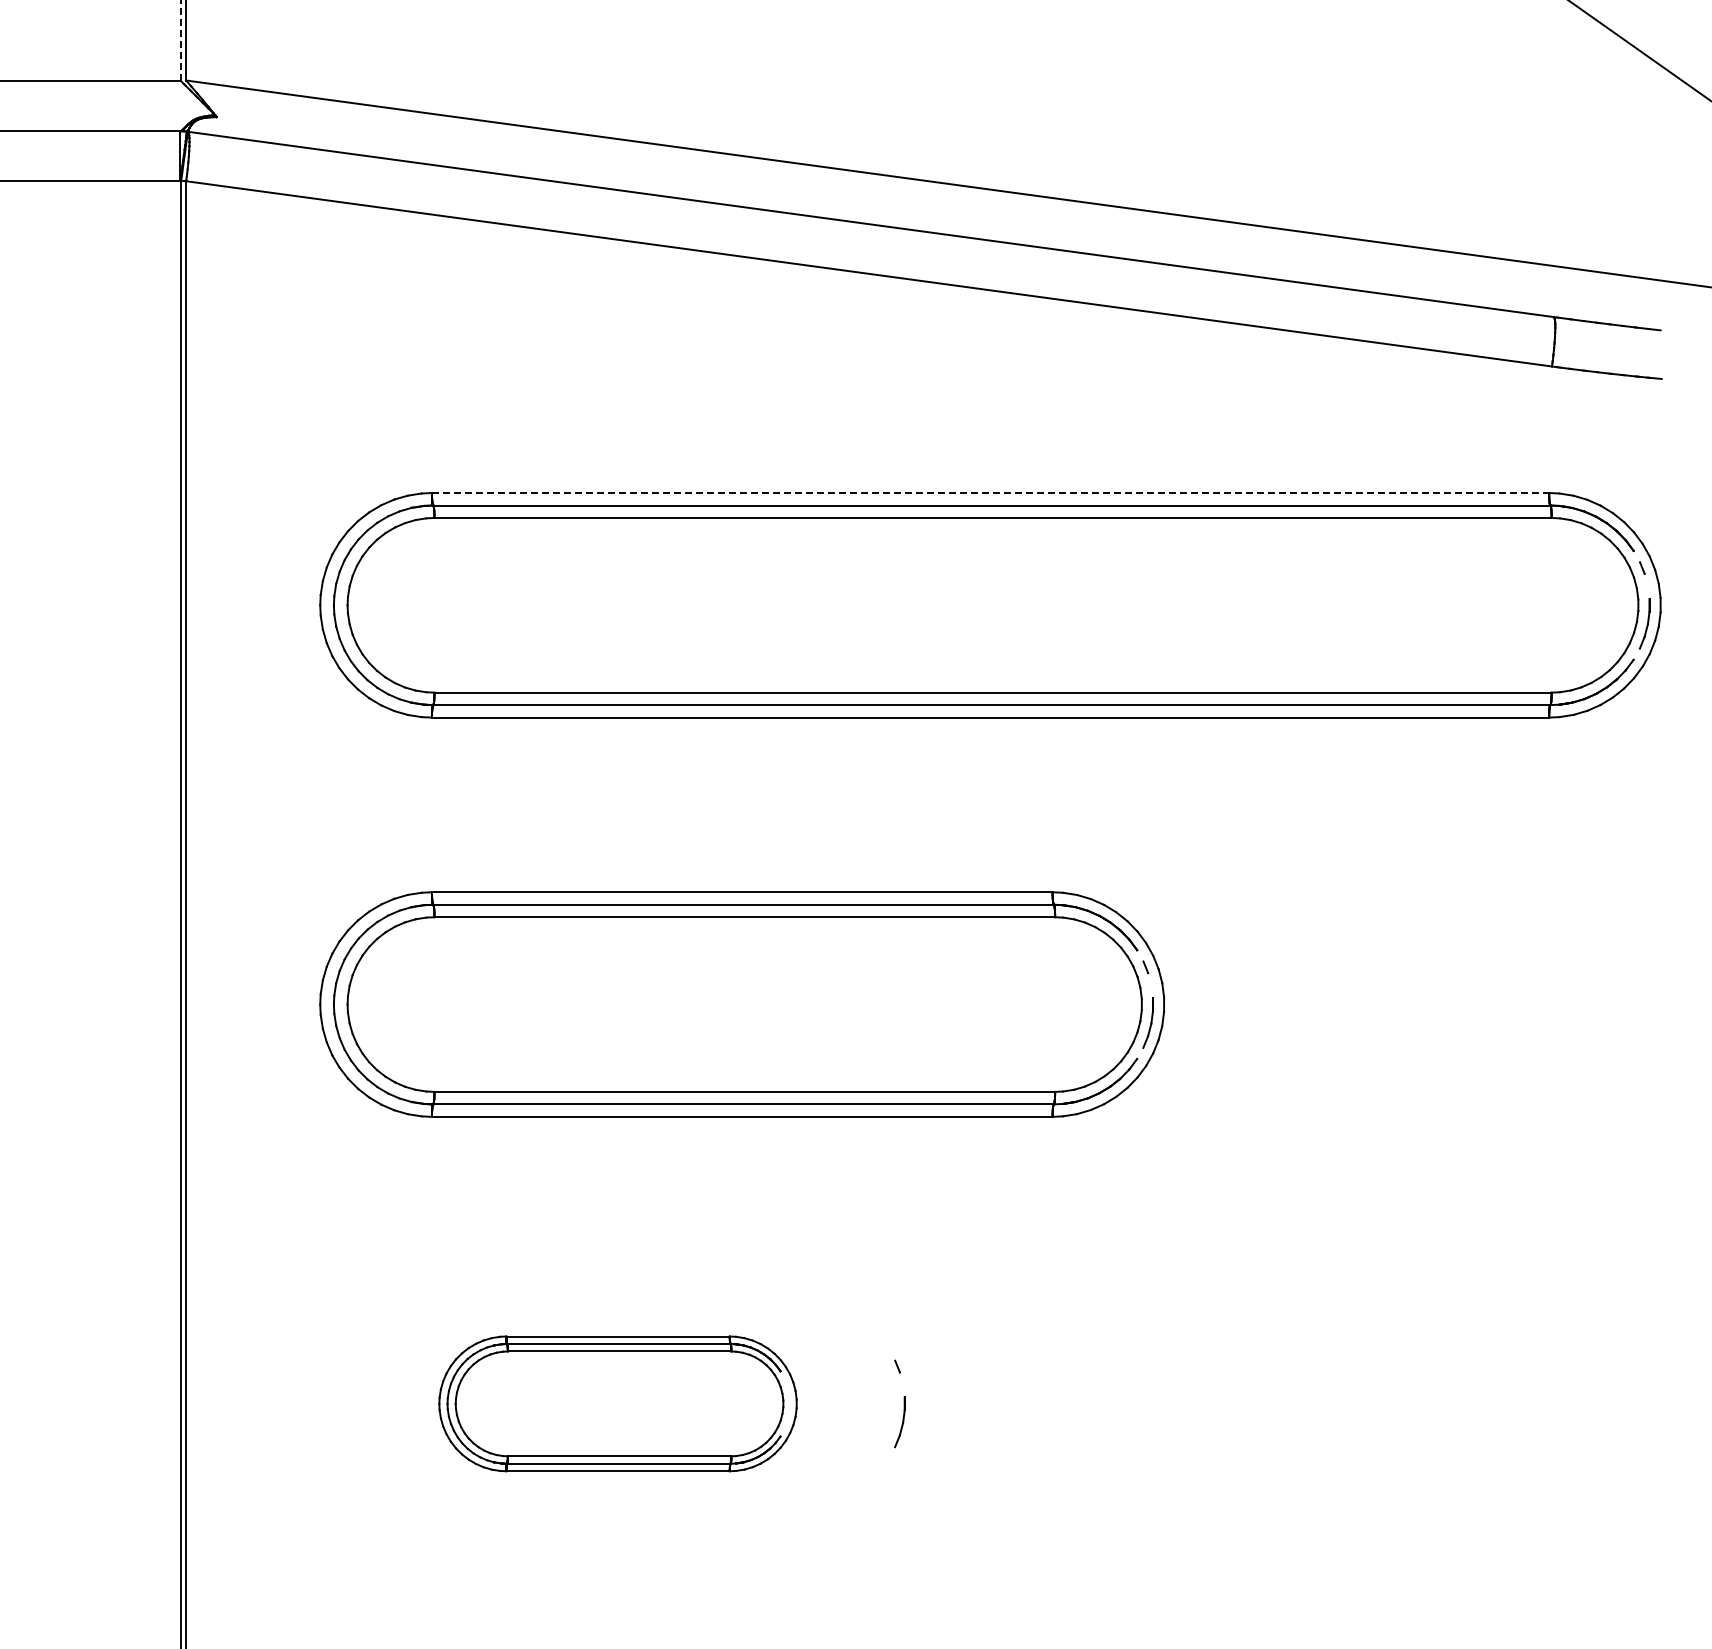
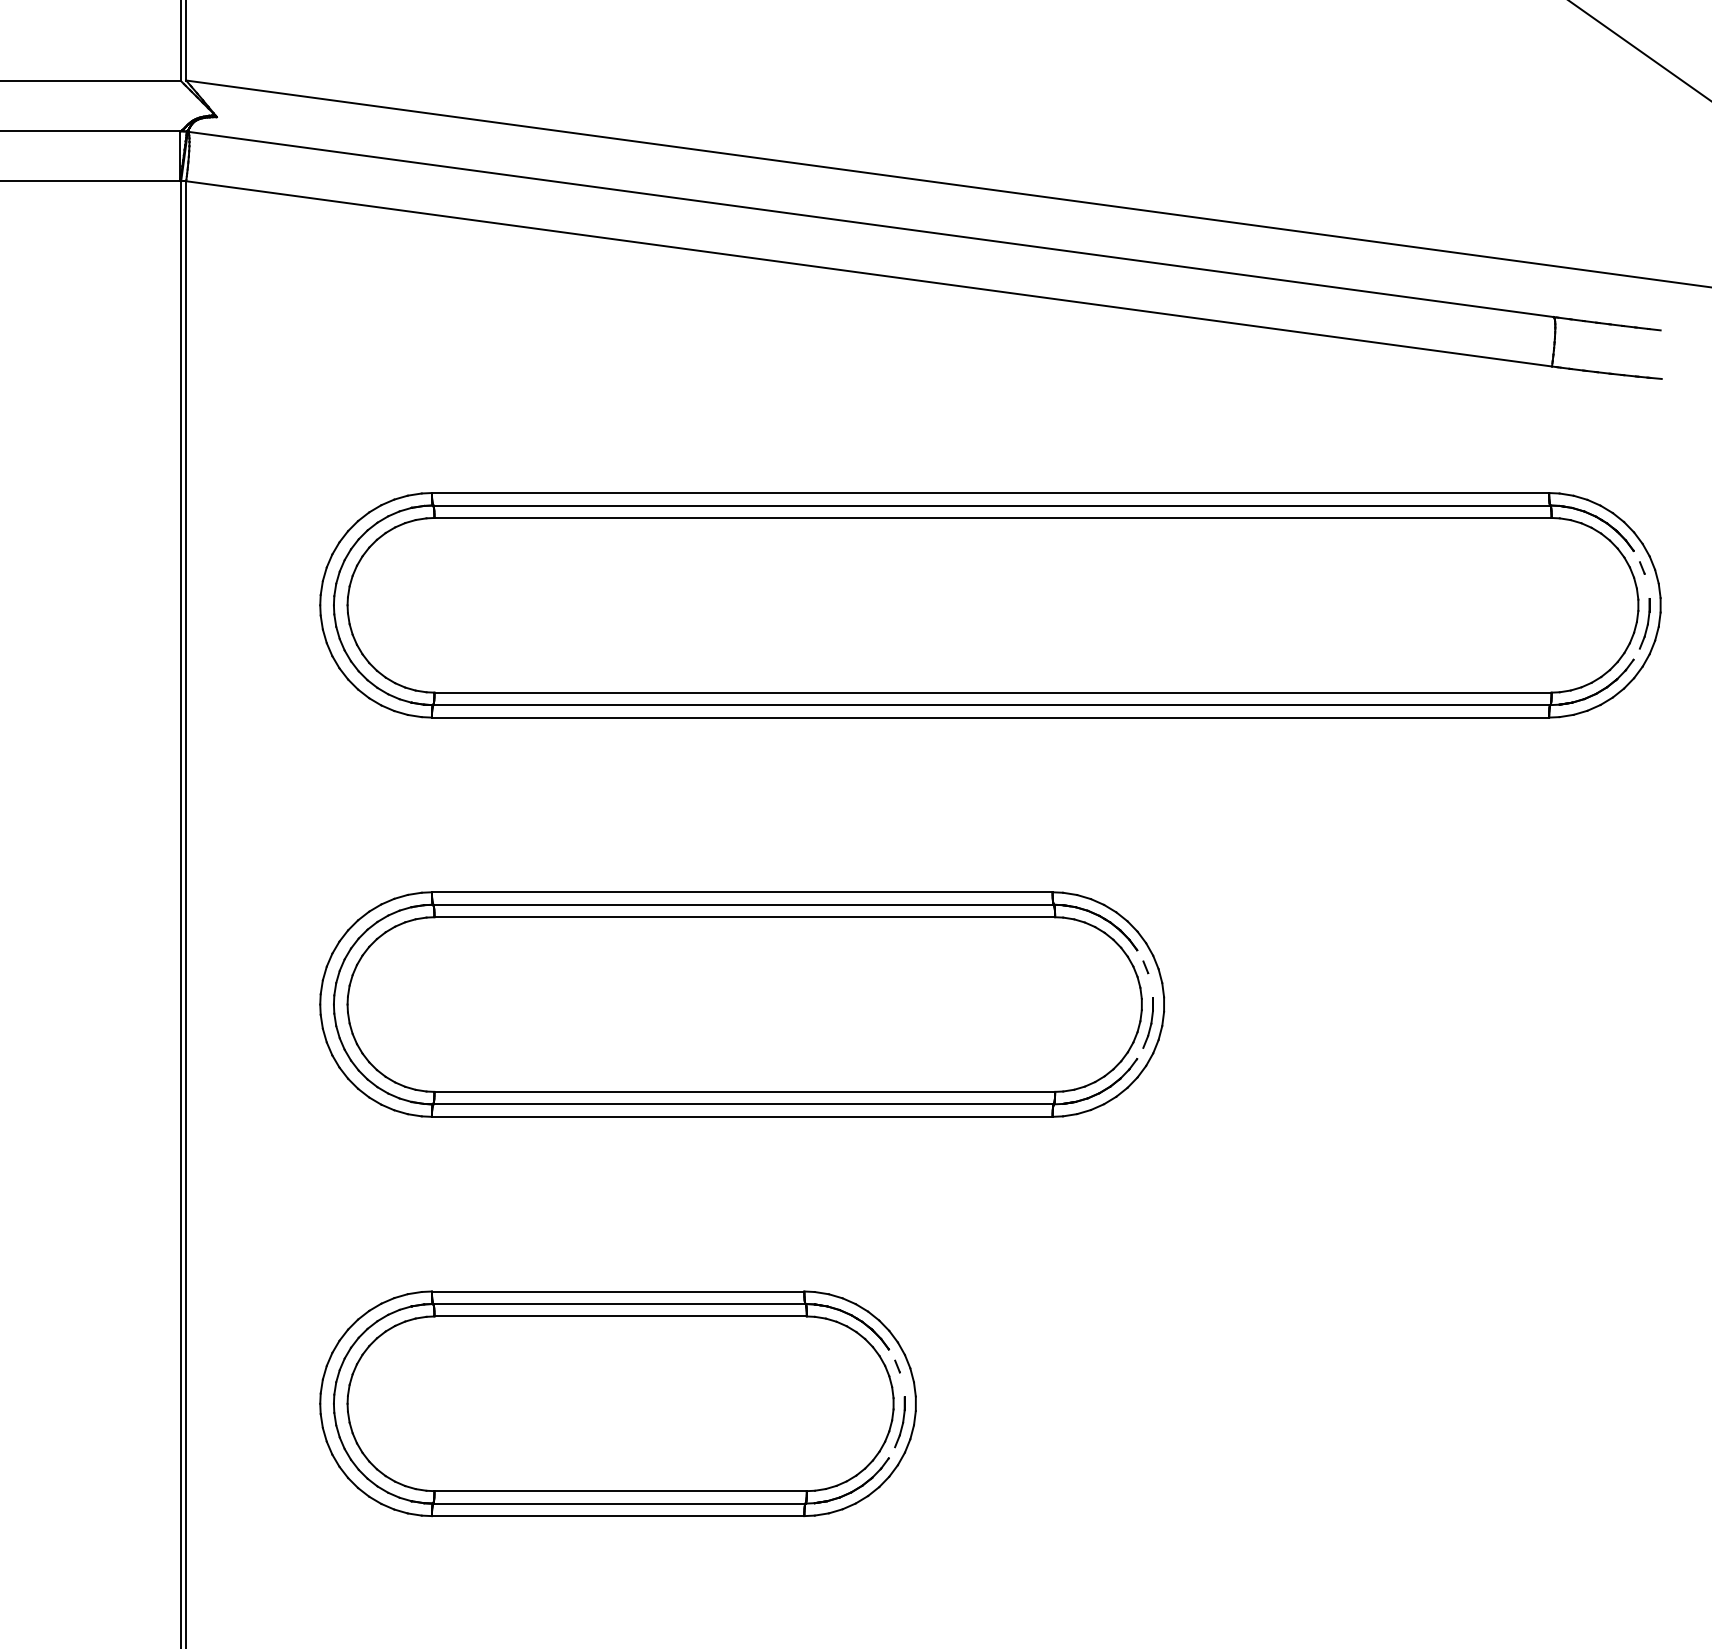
line: dashed -> solid (181, 40)
line: dashed -> solid (990, 493)
part size: 360x138 px -> 598x228 px (617, 1403)
